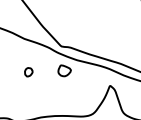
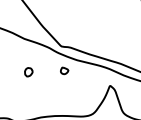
part size: 15x14 px -> 10x10 px (64, 70)
